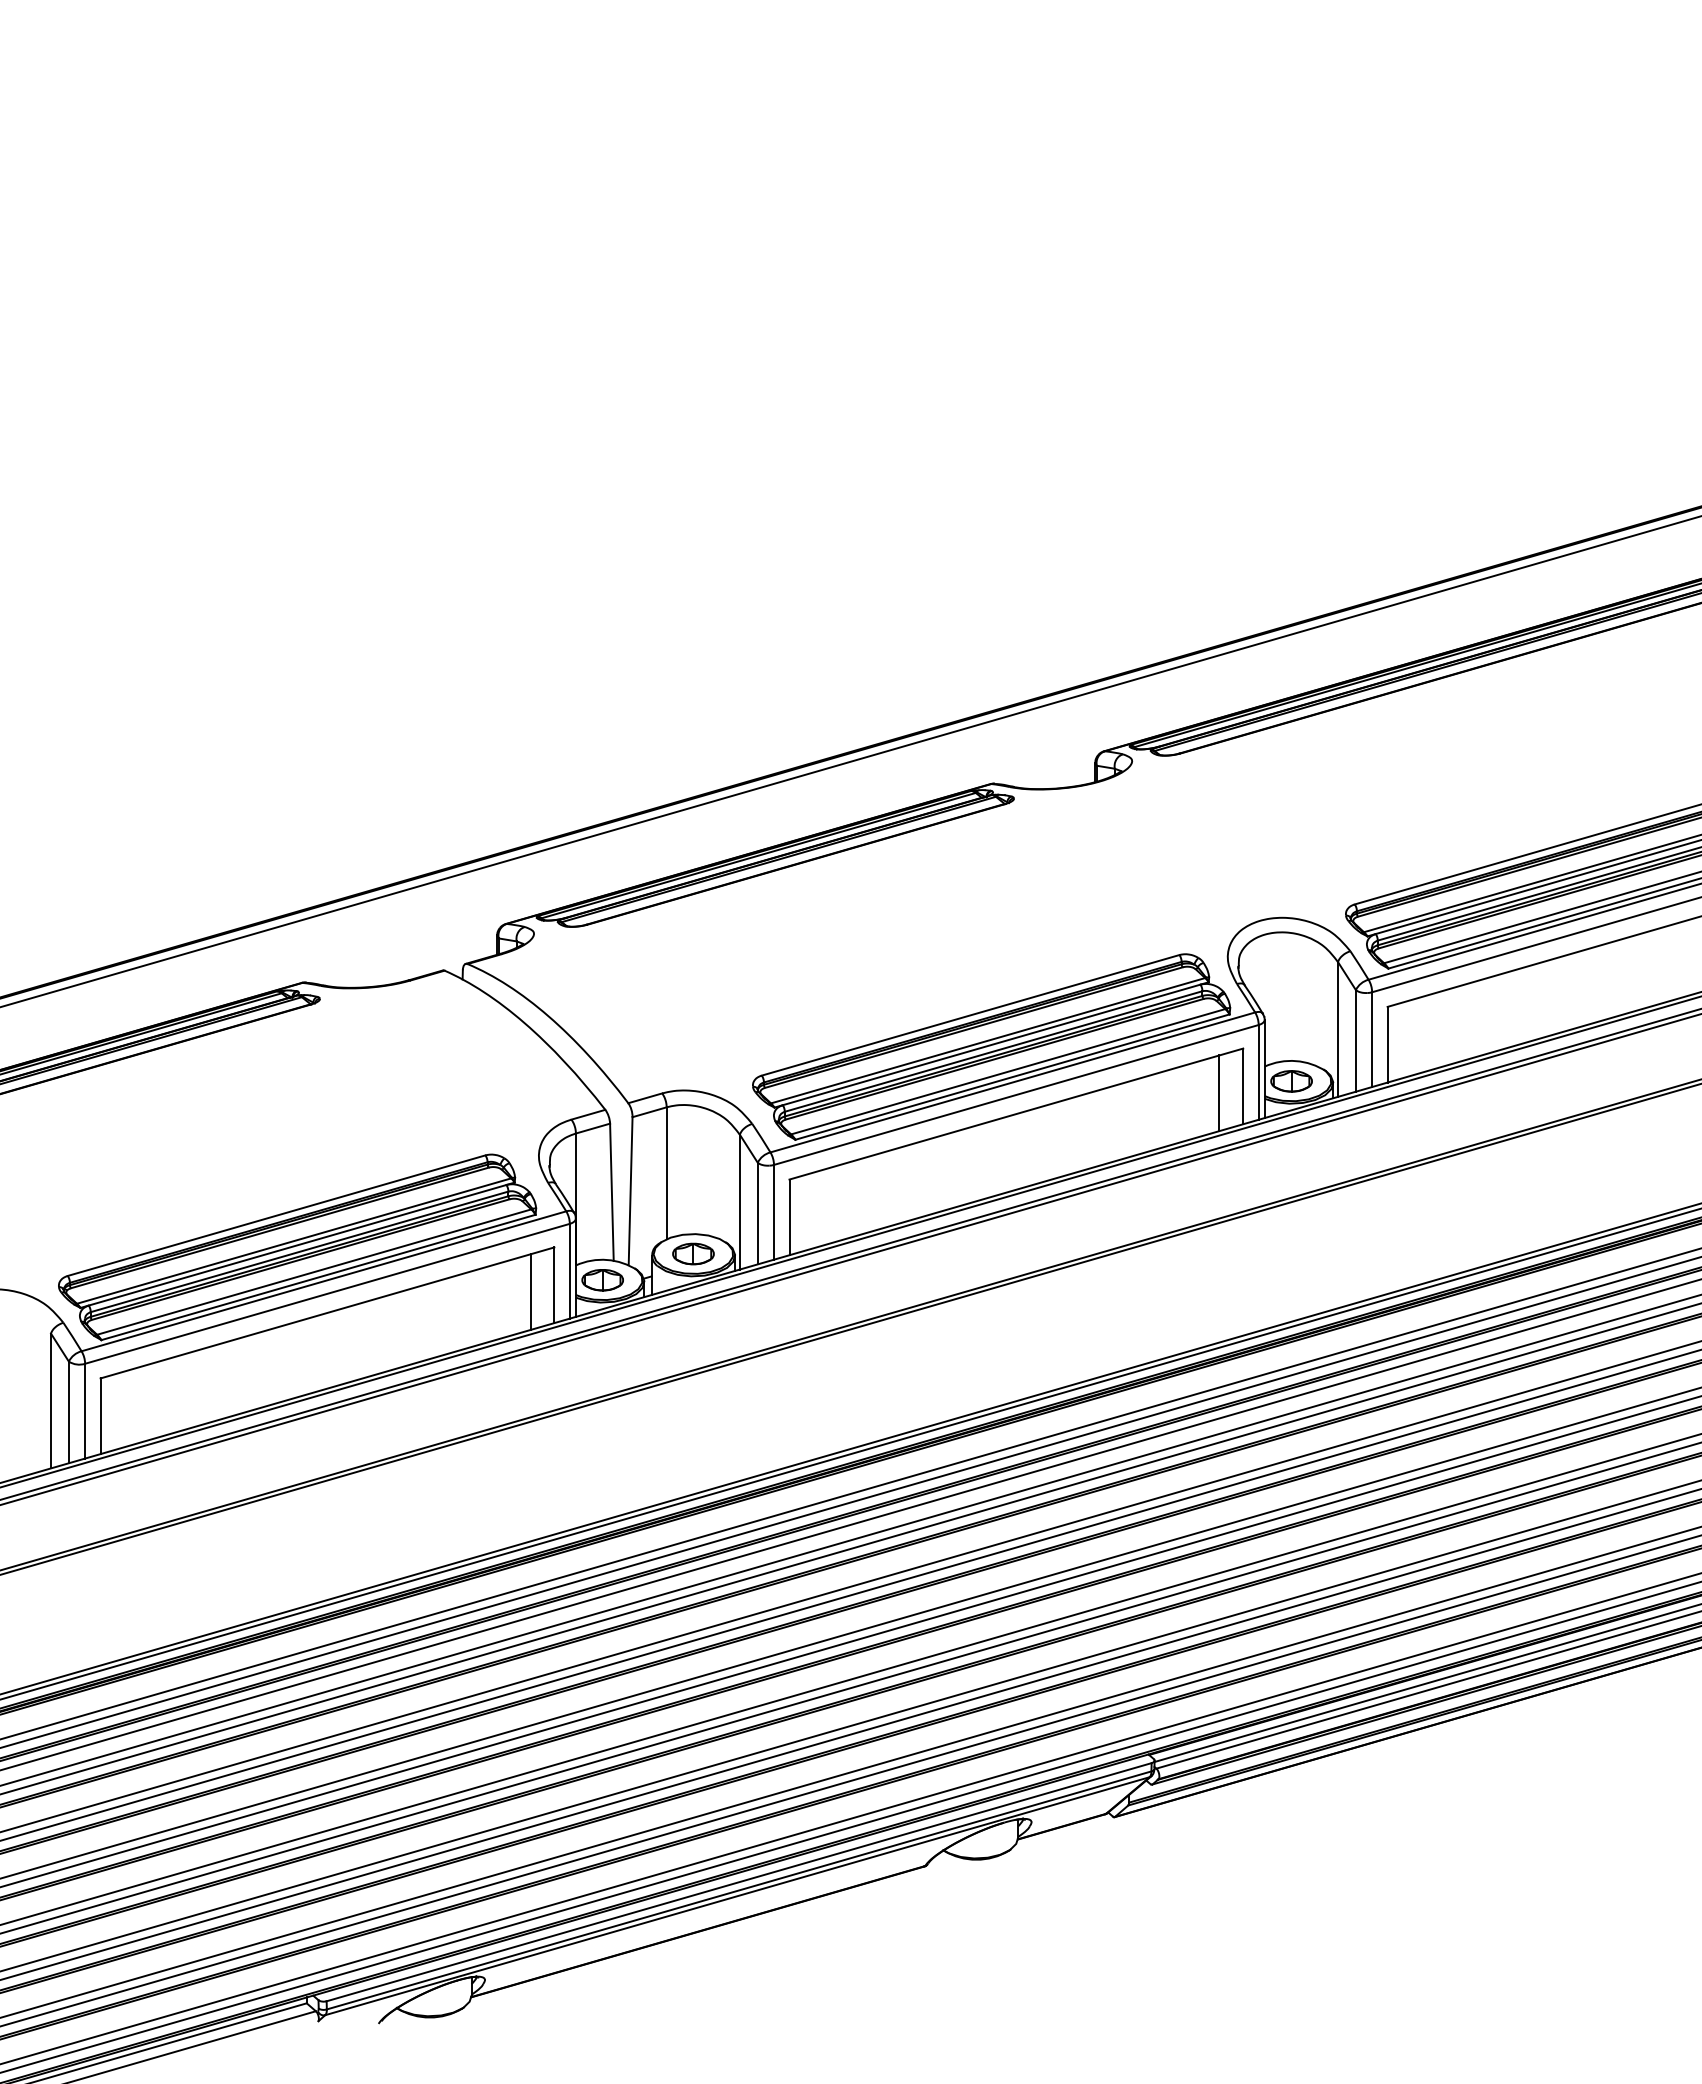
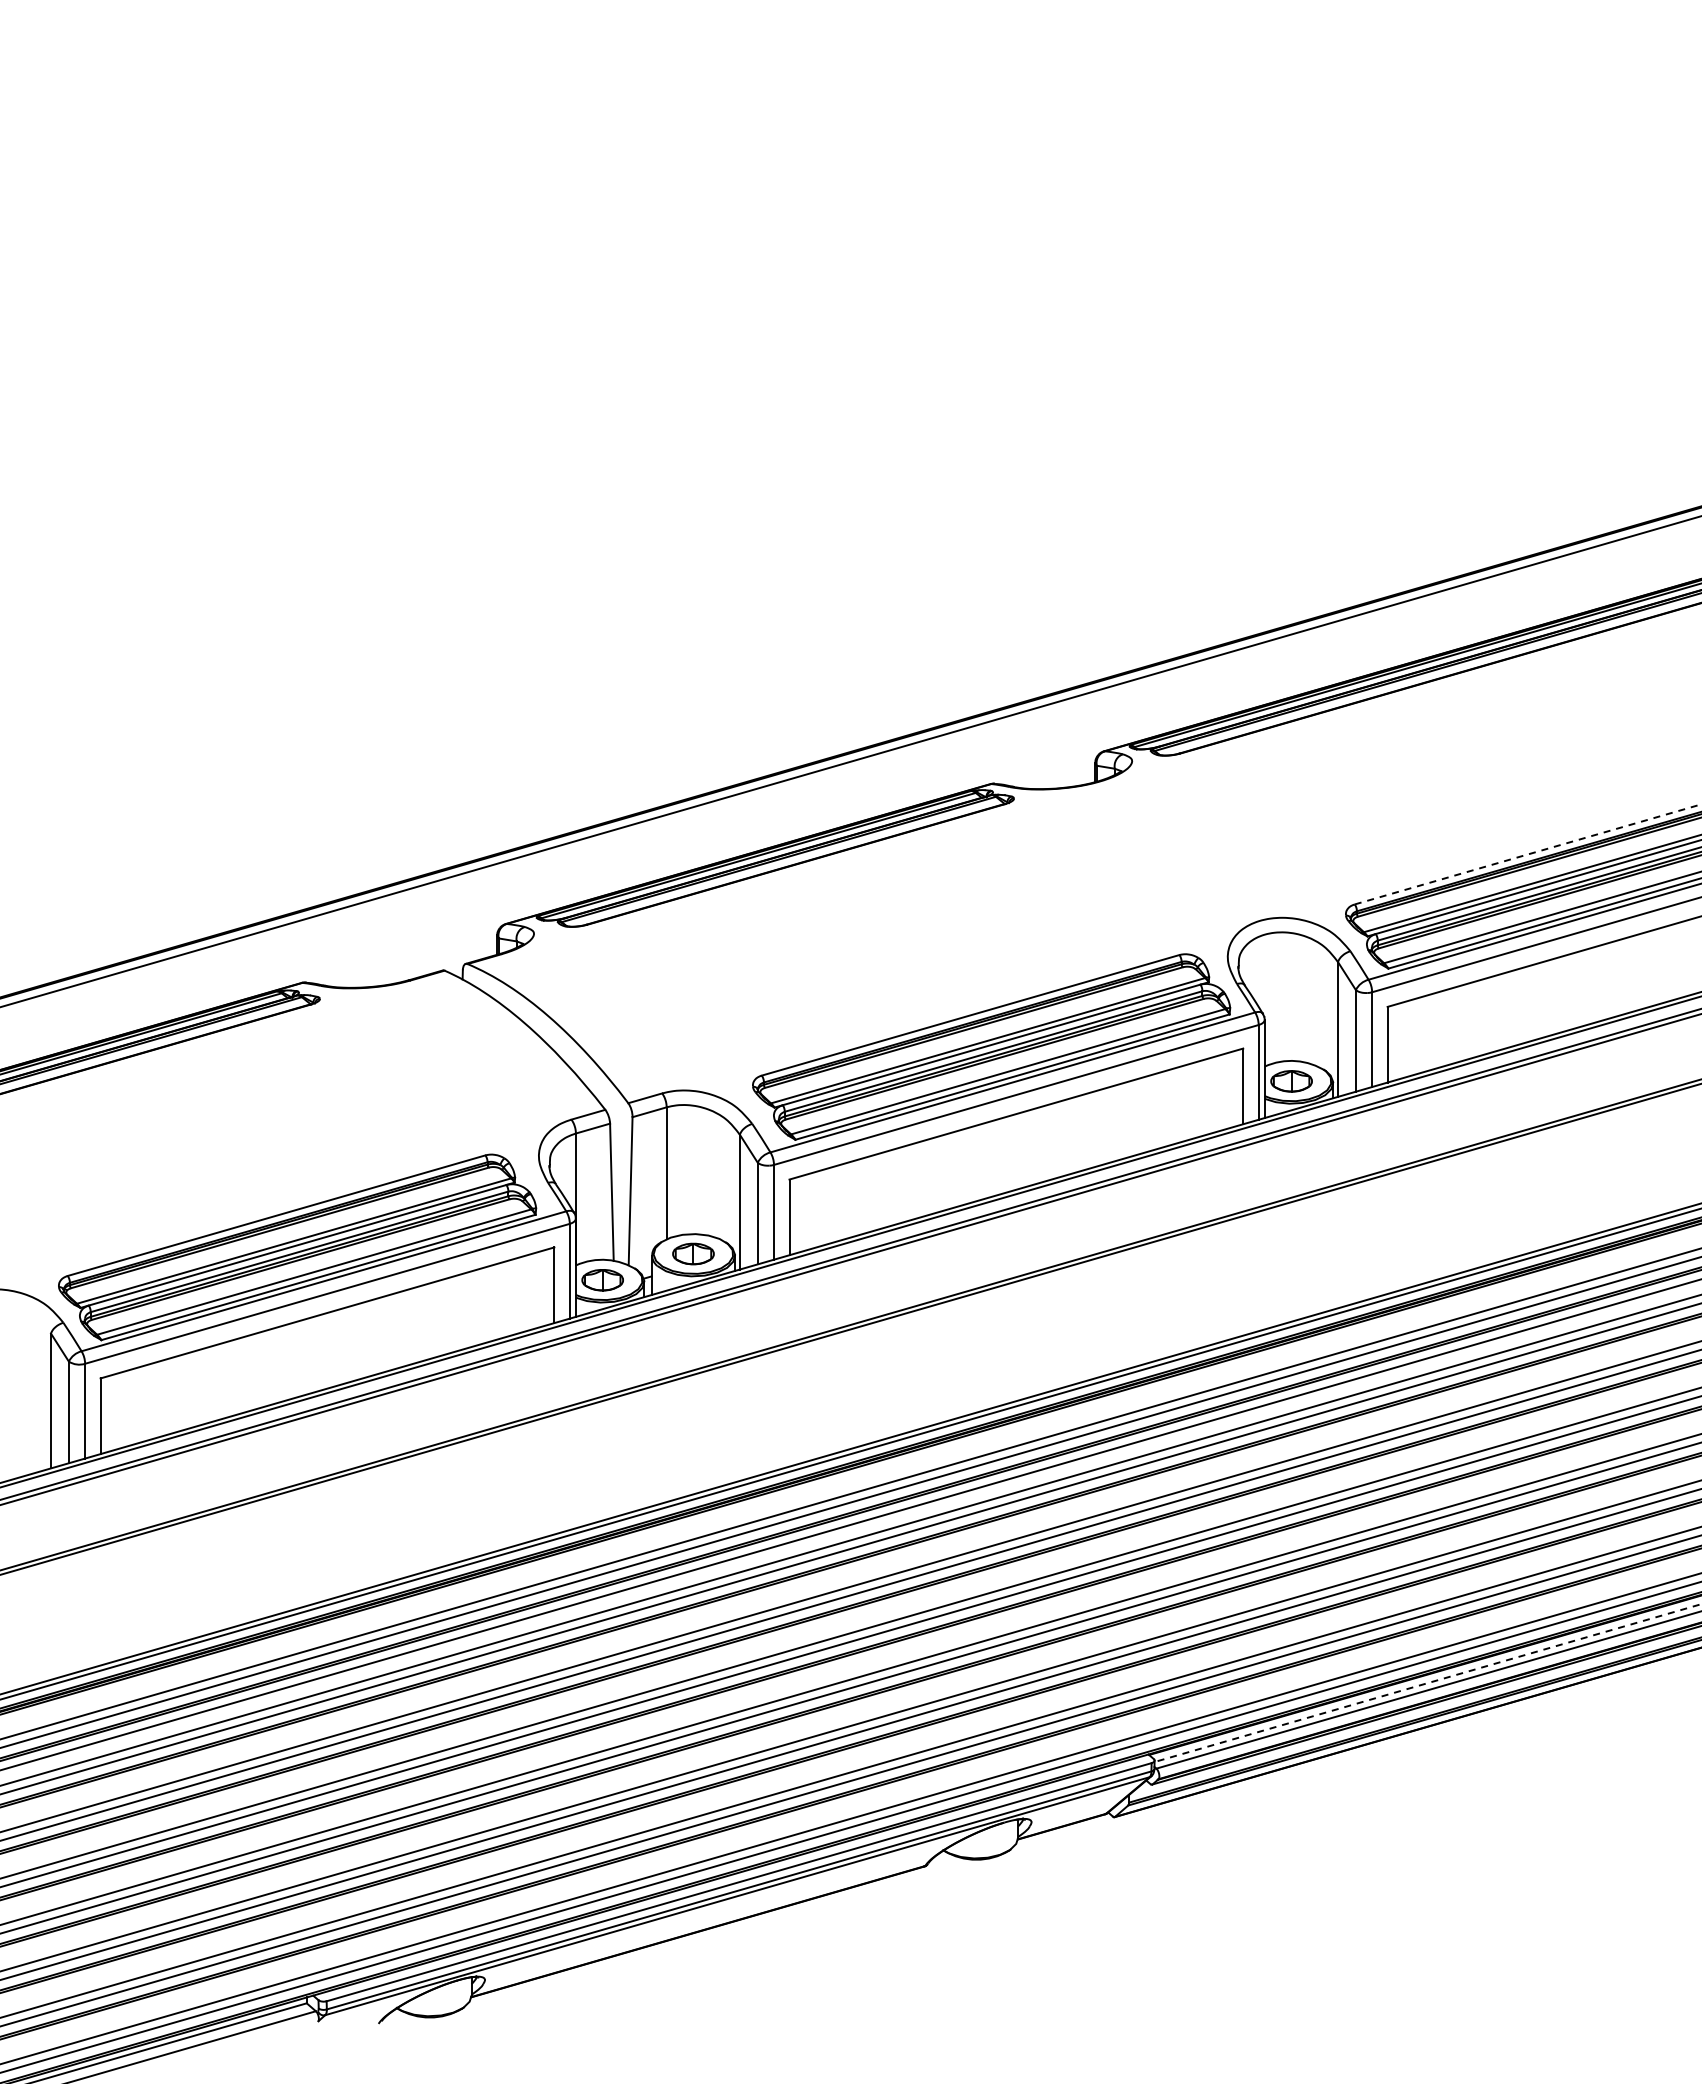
line: solid -> dashed (1528, 854)
line: present -> none (1219, 1093)
line: present -> none (530, 1291)
line: solid -> dashed (1427, 1683)
